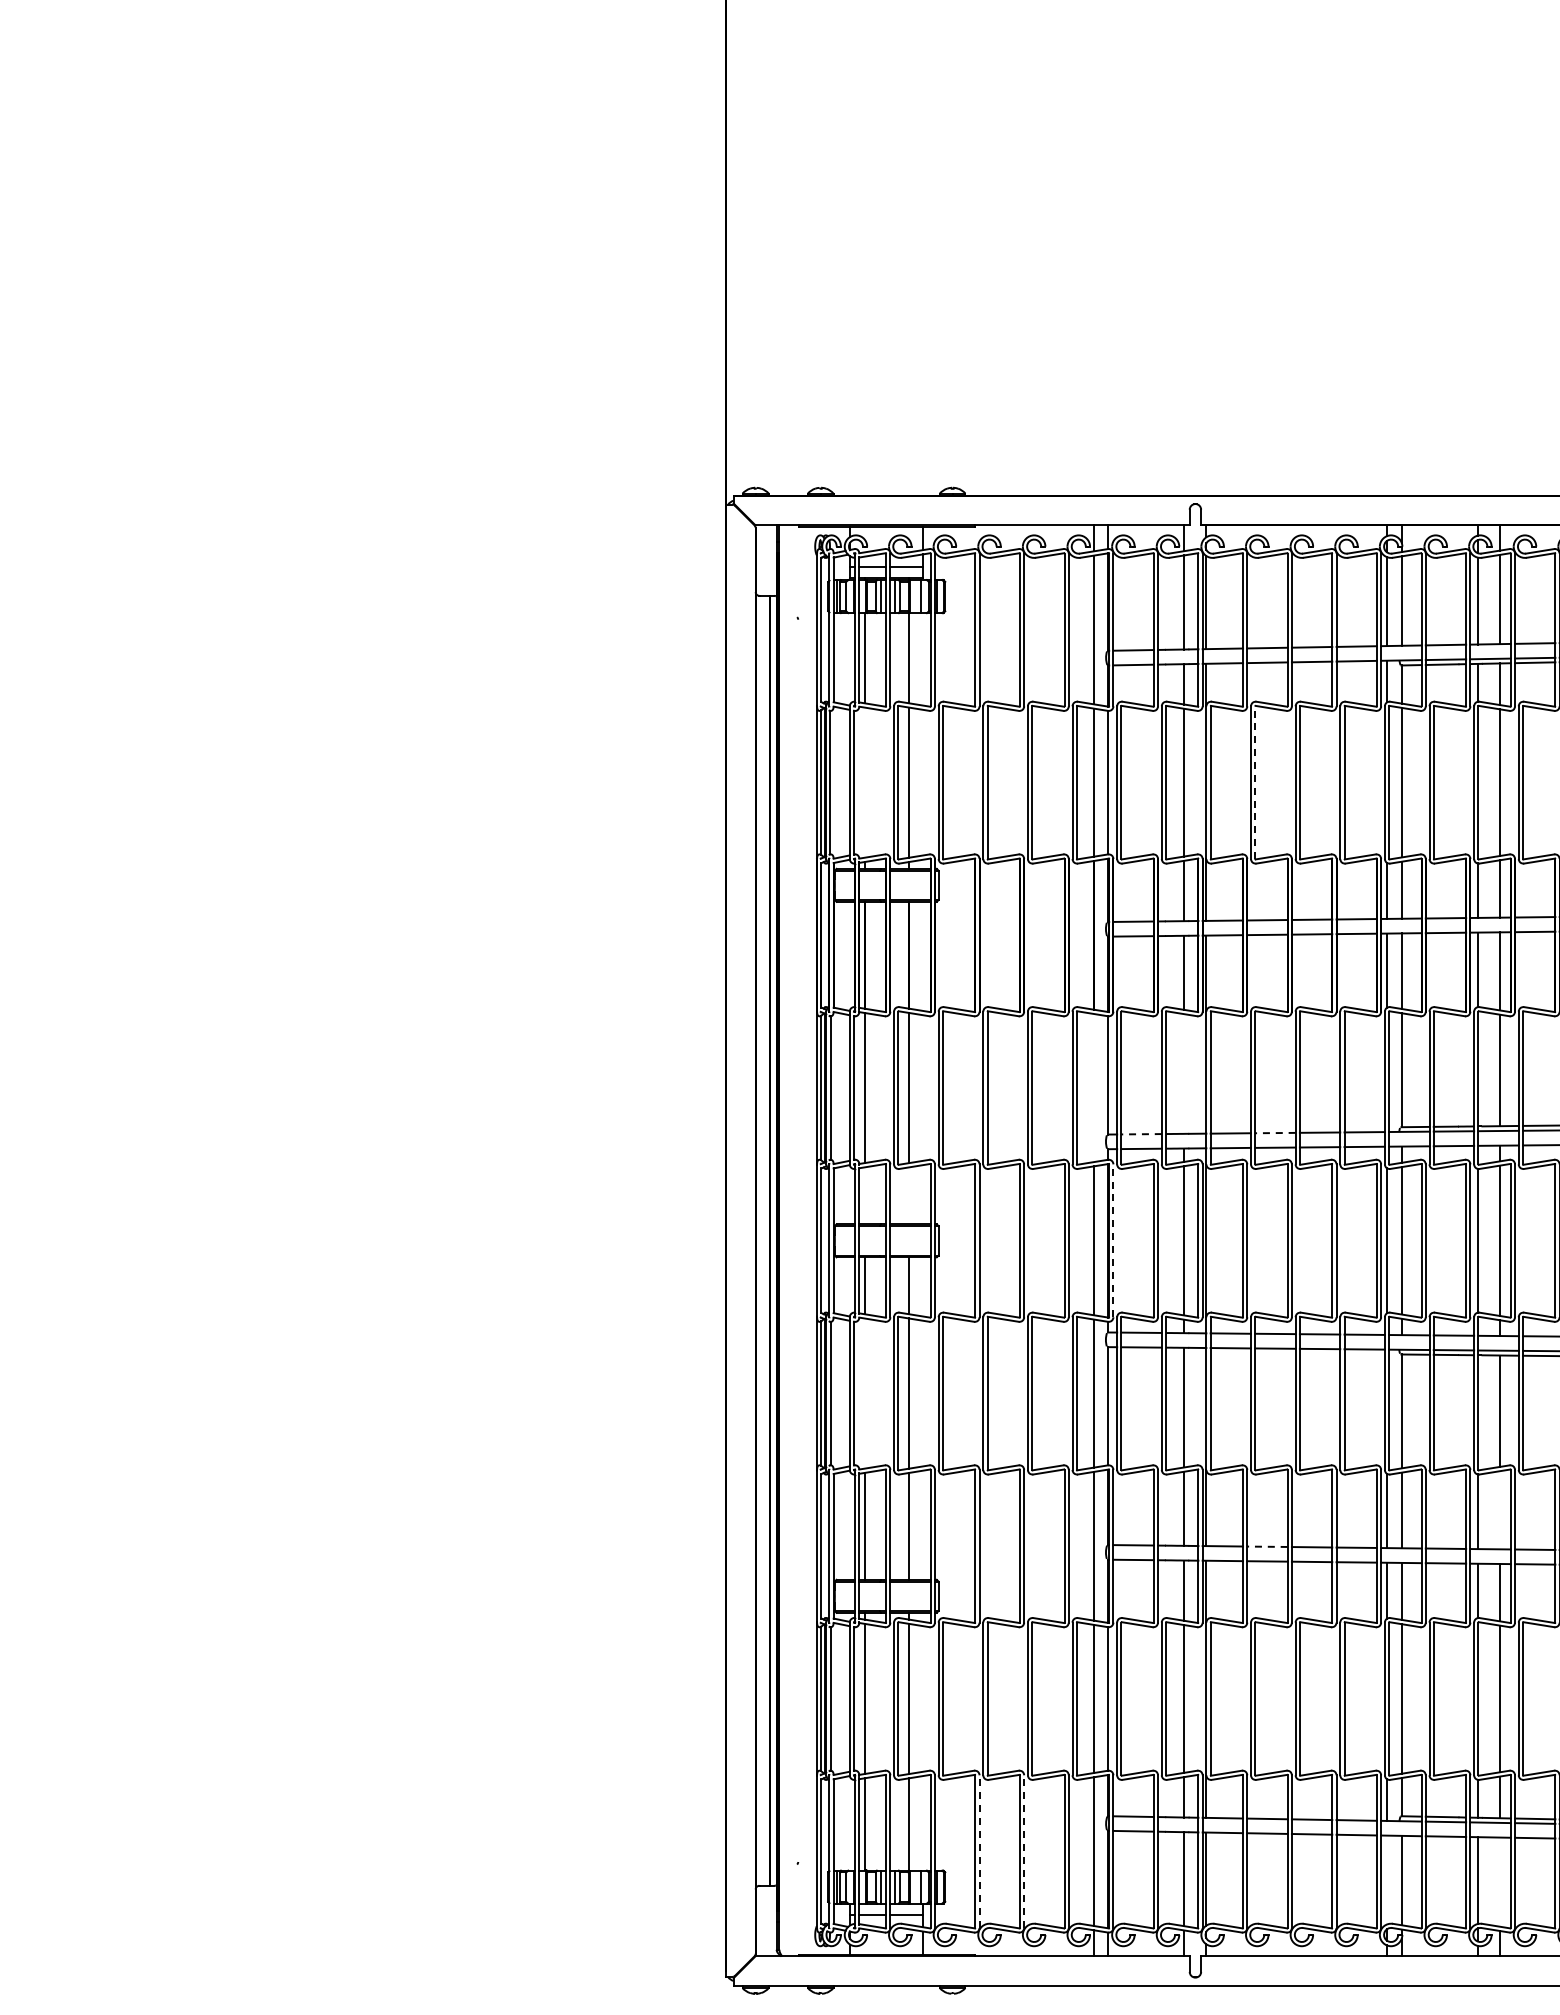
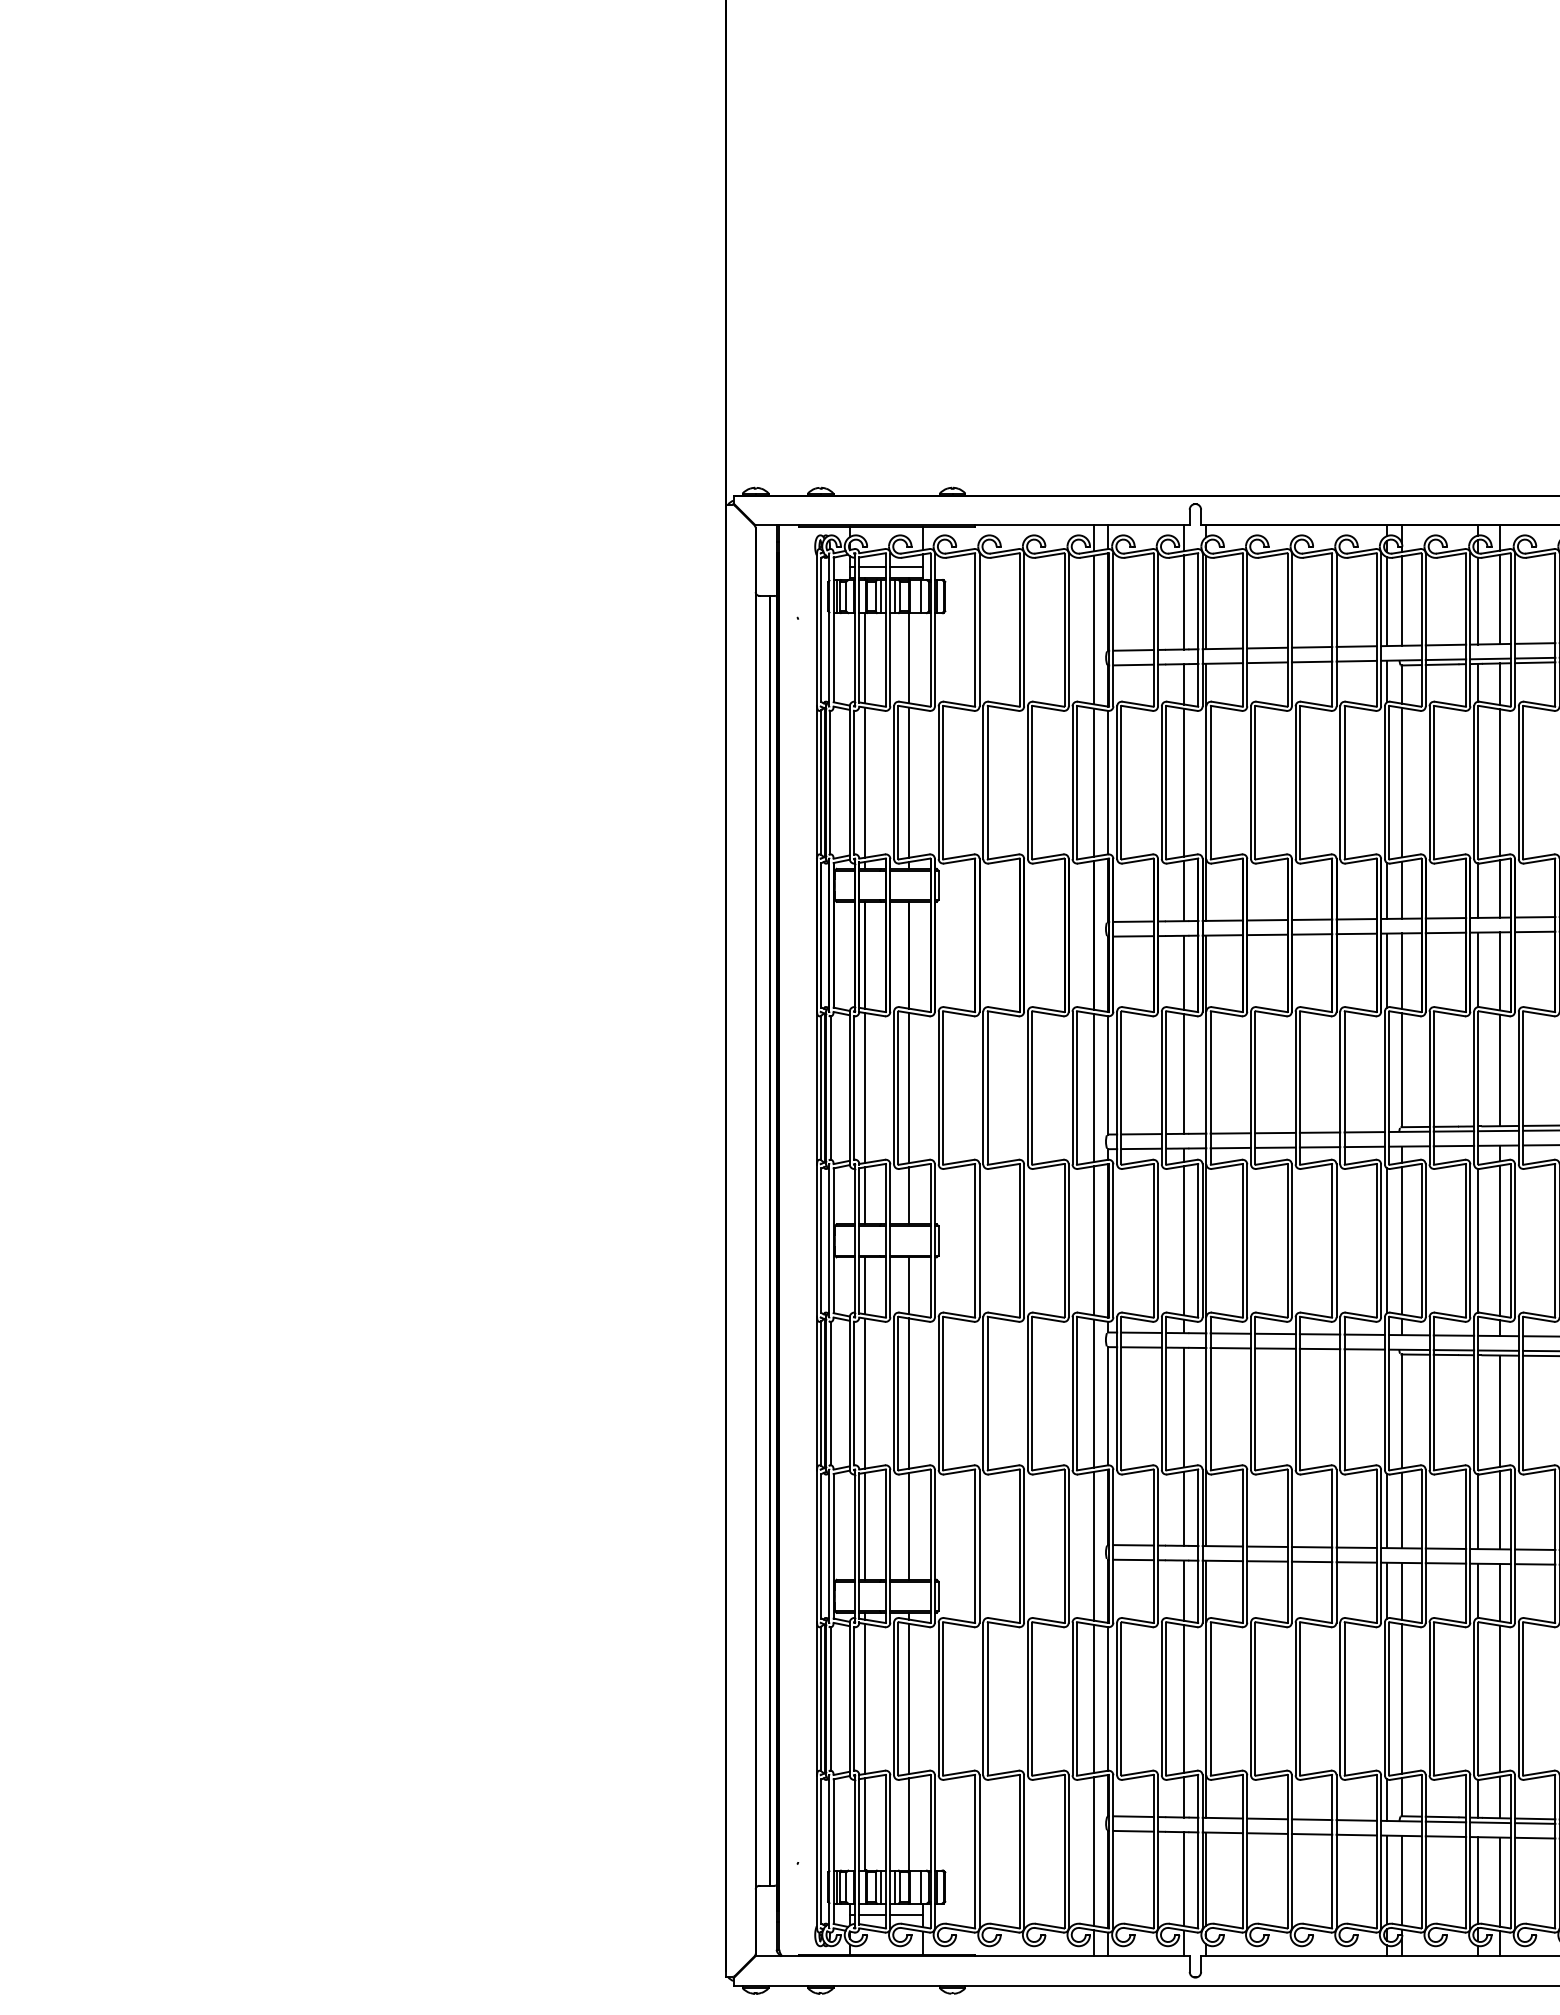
line: none -> present (864, 782)
line: dashed -> solid (1255, 782)
line: none -> present (1184, 1073)
line: none -> present (1093, 1087)
line: dashed -> solid (1274, 1133)
line: dashed -> solid (1141, 1134)
line: none -> present (864, 1195)
line: none -> present (908, 1195)
line: dashed -> solid (1113, 1240)
line: none -> present (864, 1393)
line: none -> present (1499, 1510)
line: dashed -> solid (1266, 1546)
line: dashed -> solid (979, 1851)
line: dashed -> solid (1024, 1851)
line: none -> present (1386, 1879)
line: none -> present (1499, 1881)
